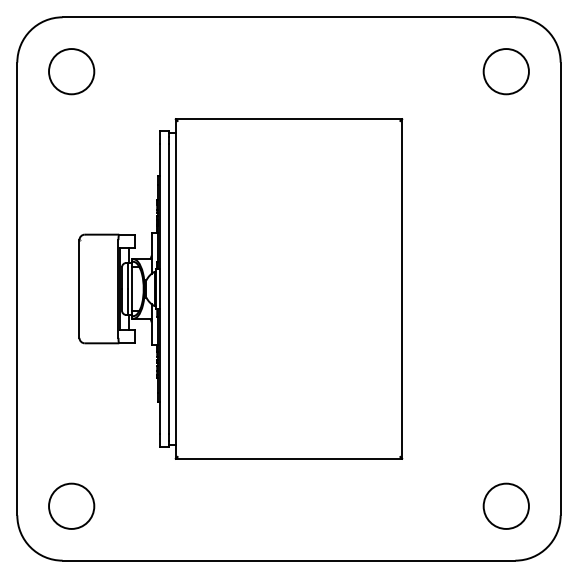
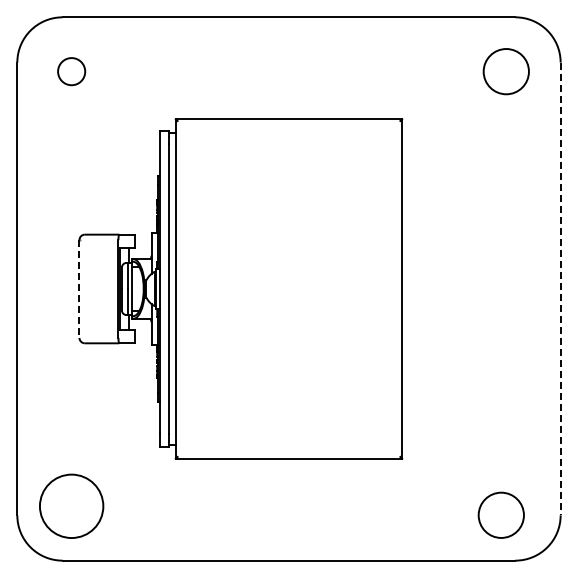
circle diameter: 45 px -> 27 px (71, 71)
line: solid -> dashed (79, 288)
line: solid -> dashed (560, 289)
circle diameter: 45 px -> 63 px (71, 506)
circle position: (505, 505) -> (500, 514) (500, 514)
